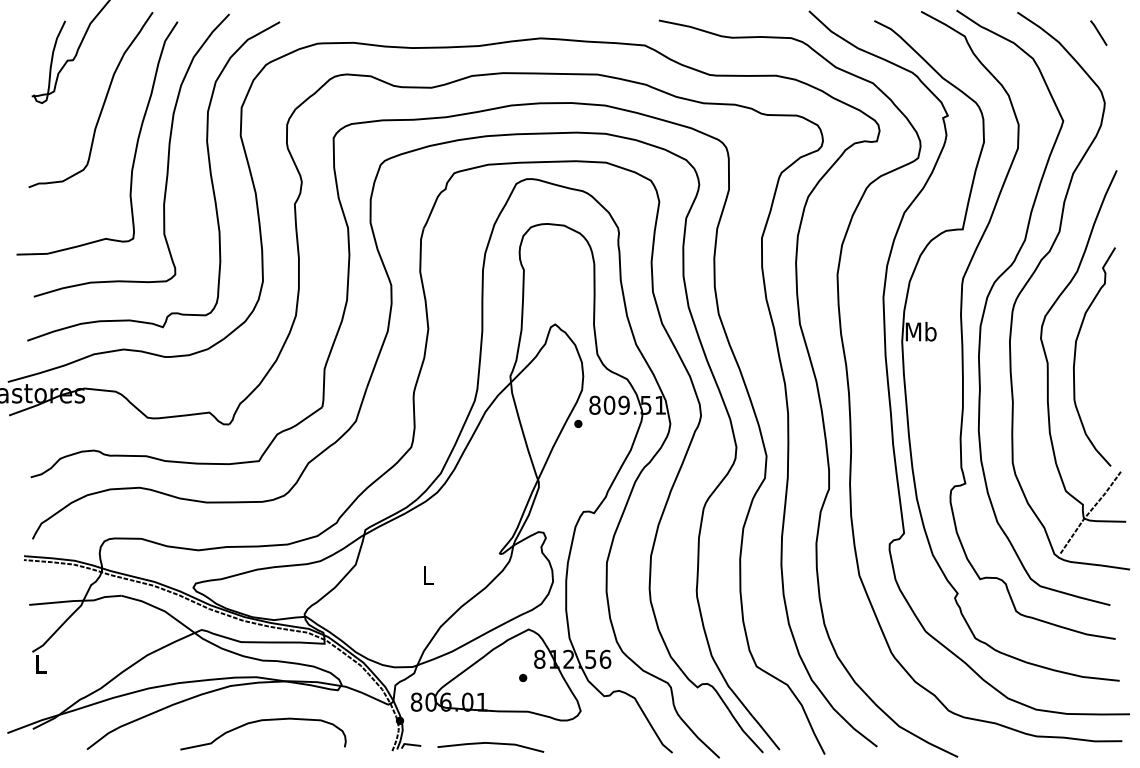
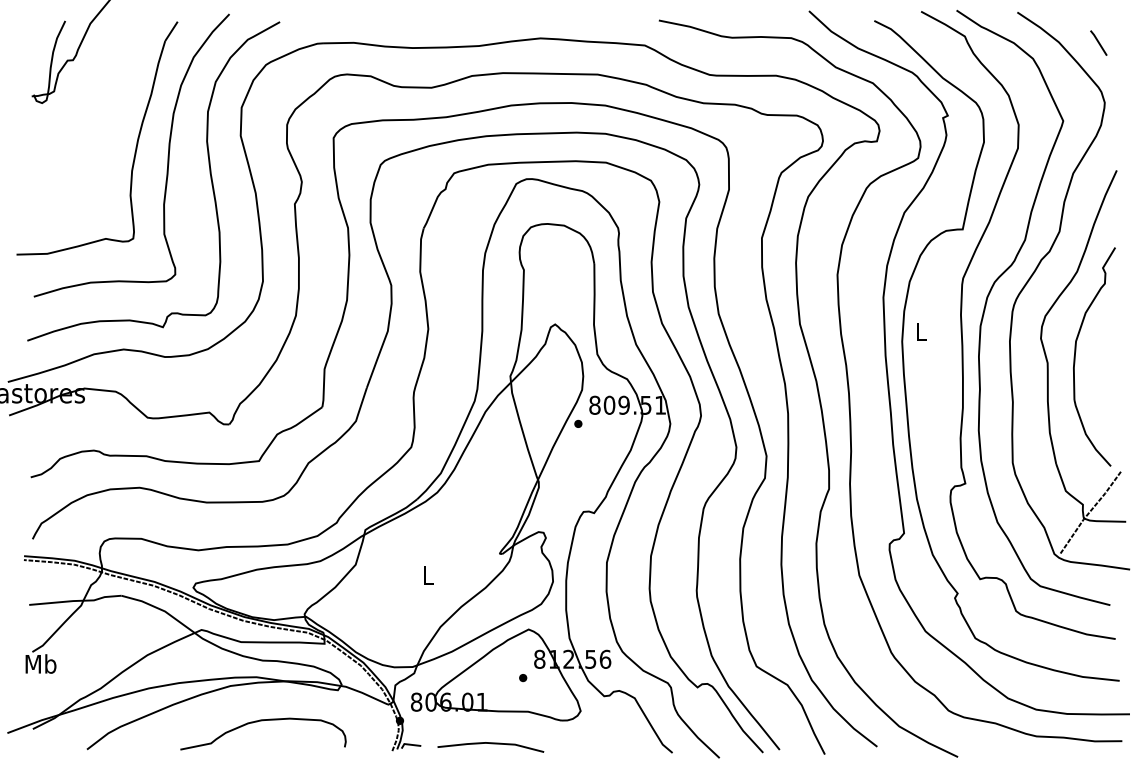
line position: (1098, 32) -> (1098, 42) (1098, 42)
curve: present -> none (102, 104)
text: Mb -> L (920, 331)
text: L -> Mb (40, 663)
